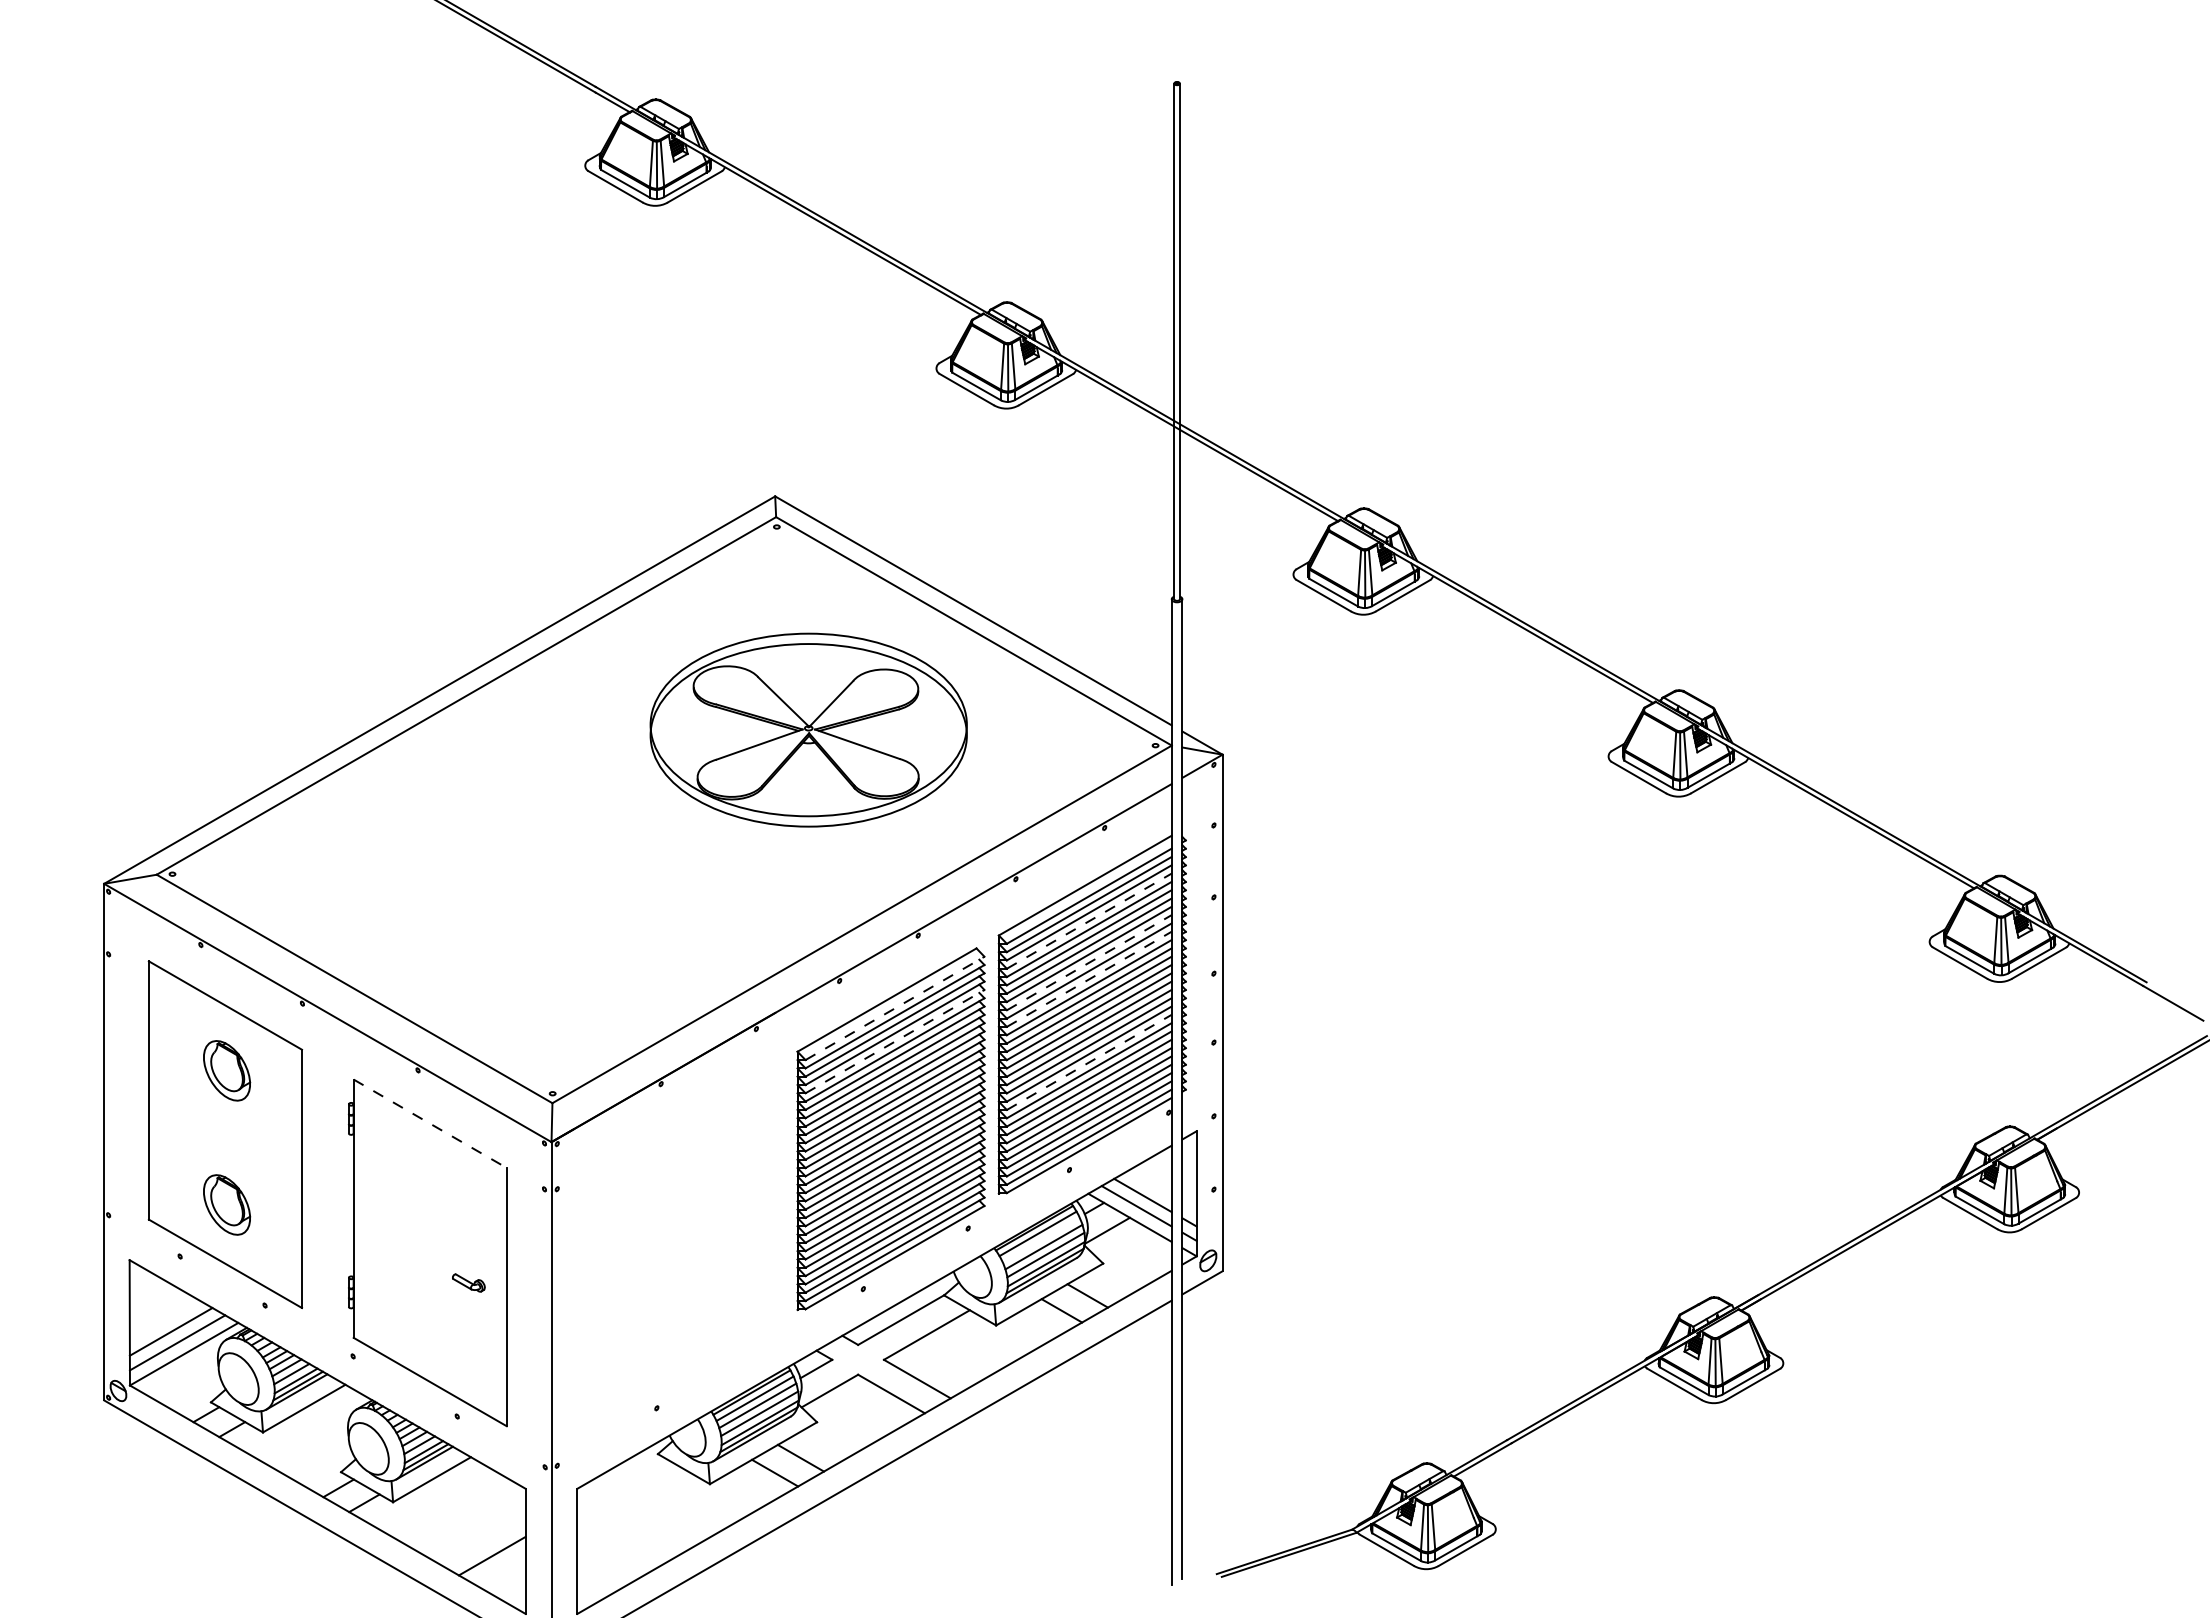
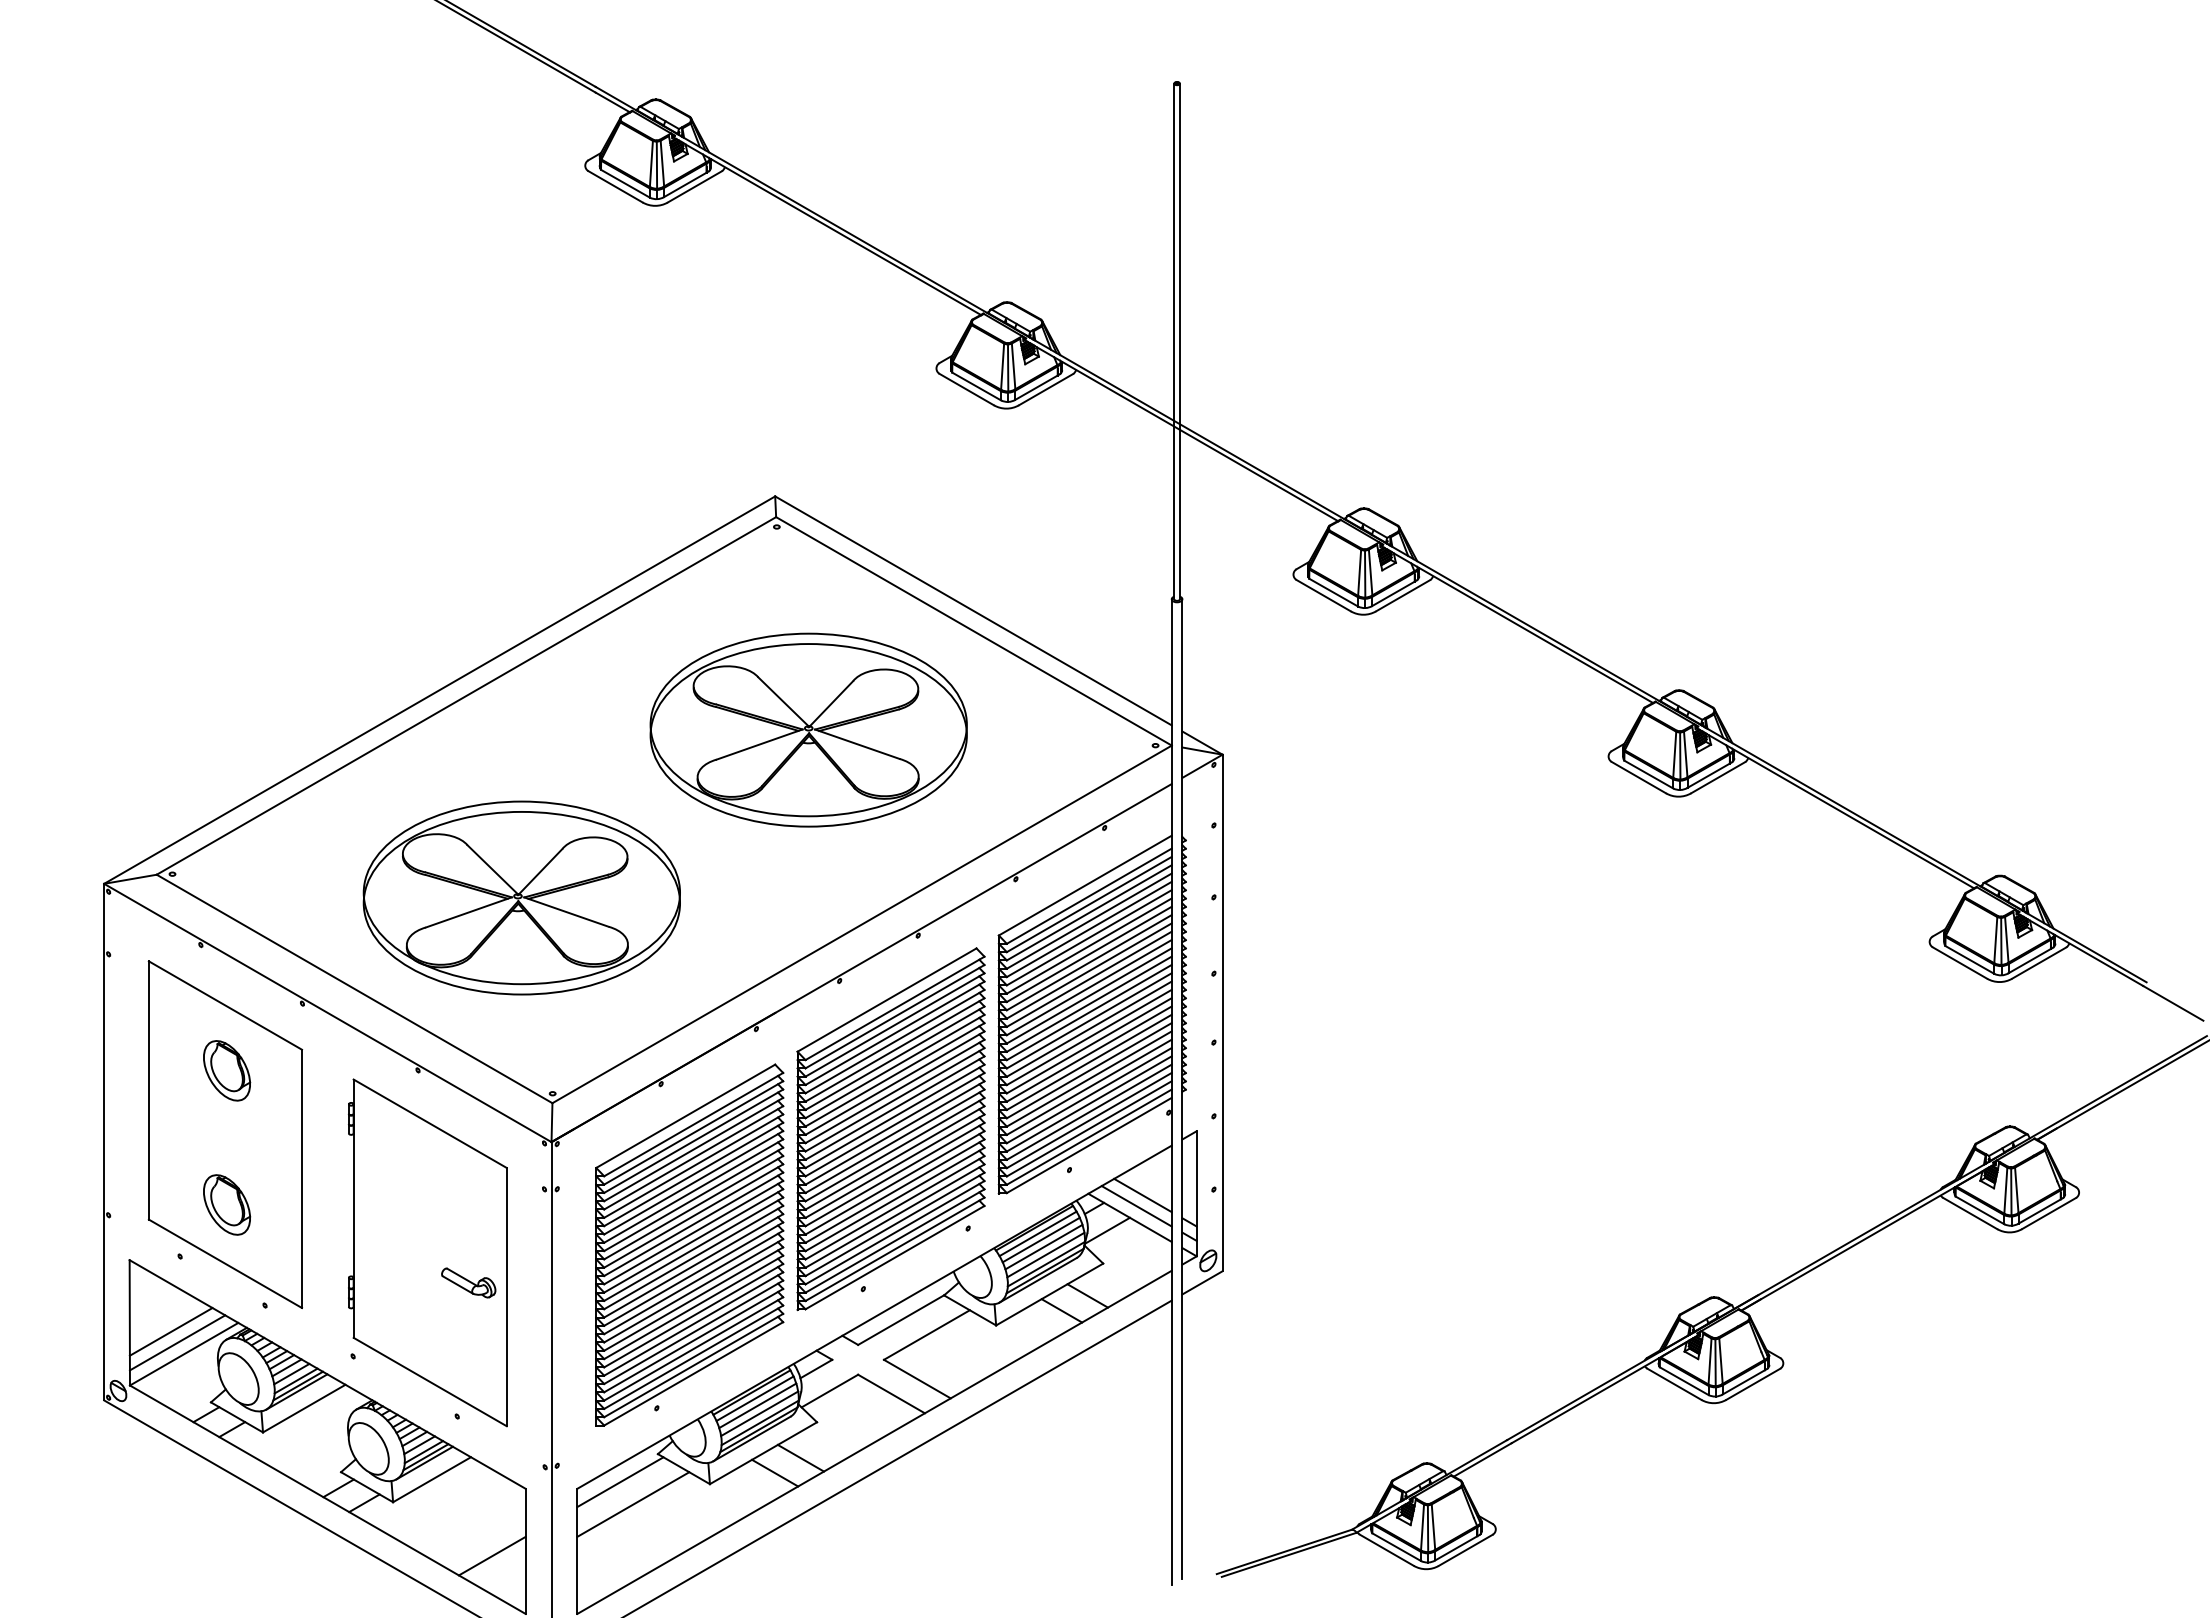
part: none -> present (521, 897)
line: dashed -> solid (1089, 920)
line: dashed -> solid (1089, 962)
line: dashed -> solid (1089, 979)
line: dashed -> solid (895, 1008)
line: dashed -> solid (895, 1041)
line: dashed -> solid (1089, 1062)
line: dashed -> solid (430, 1124)
line: none -> present (1040, 1239)
part: none -> present (689, 1244)
part size: 34x20 px -> 56x32 px (468, 1282)
line: none -> present (620, 1482)
line: none -> present (633, 1504)
